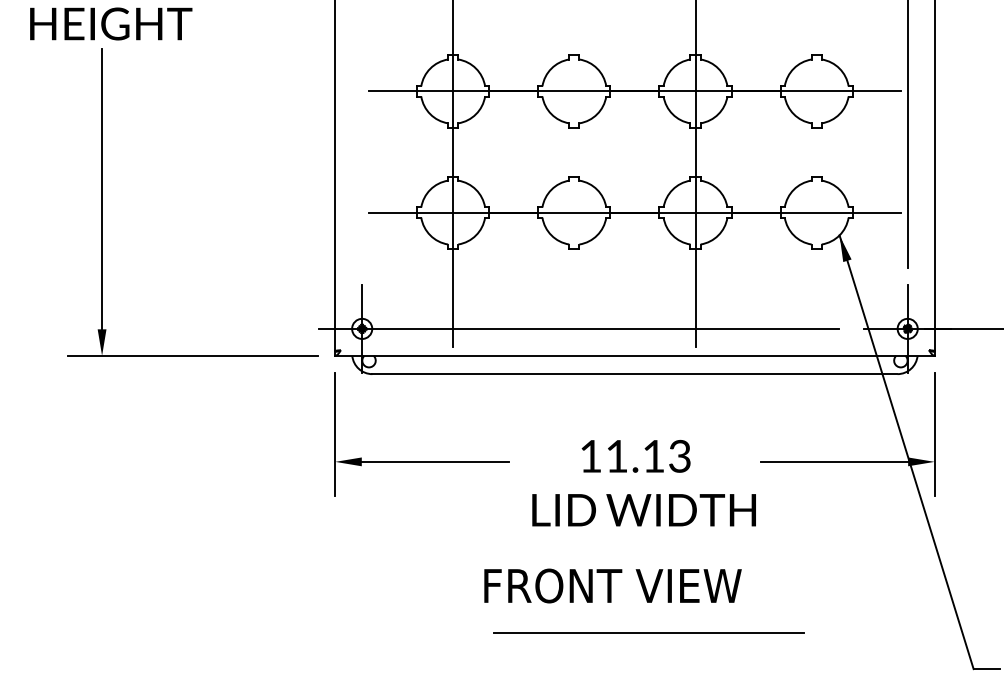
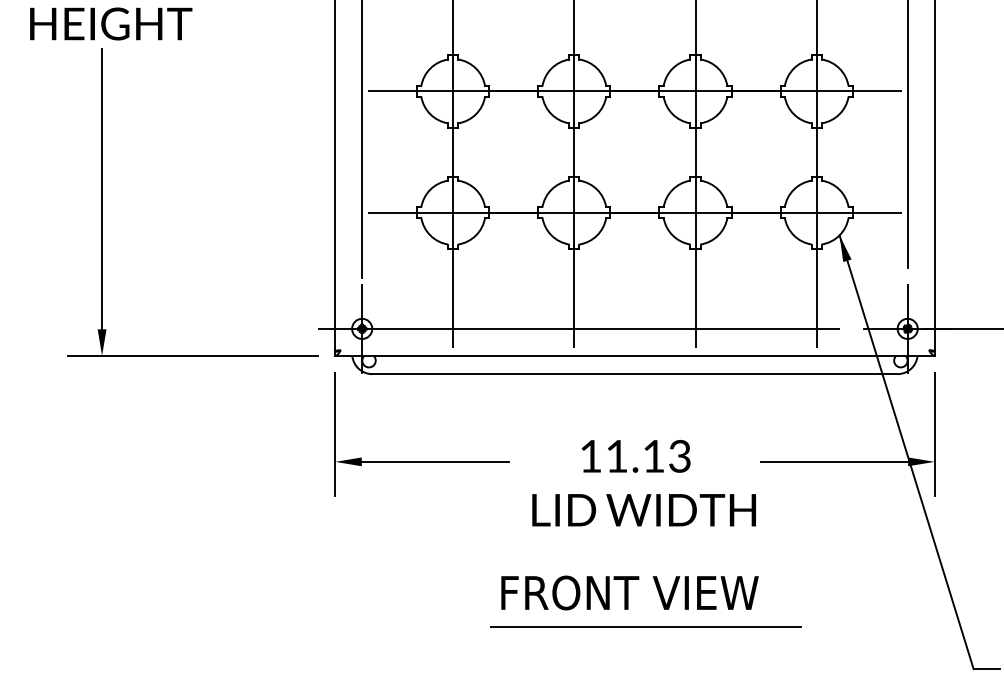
line: none -> present (362, 140)
line: none -> present (574, 174)
line: none -> present (816, 174)
text position: (612, 585) -> (629, 592) (629, 592)
line position: (648, 632) -> (645, 626) (645, 626)
